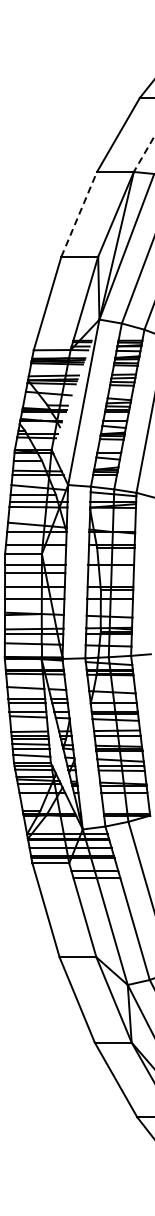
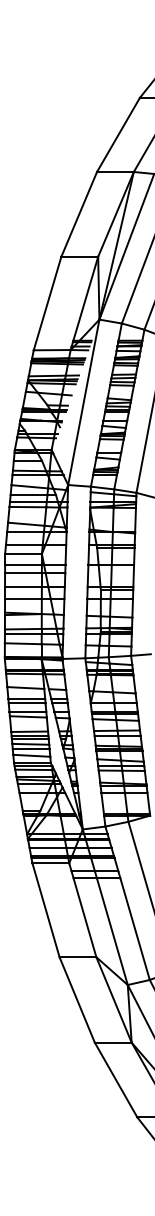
line: dashed -> solid (144, 153)
line: dashed -> solid (79, 213)
